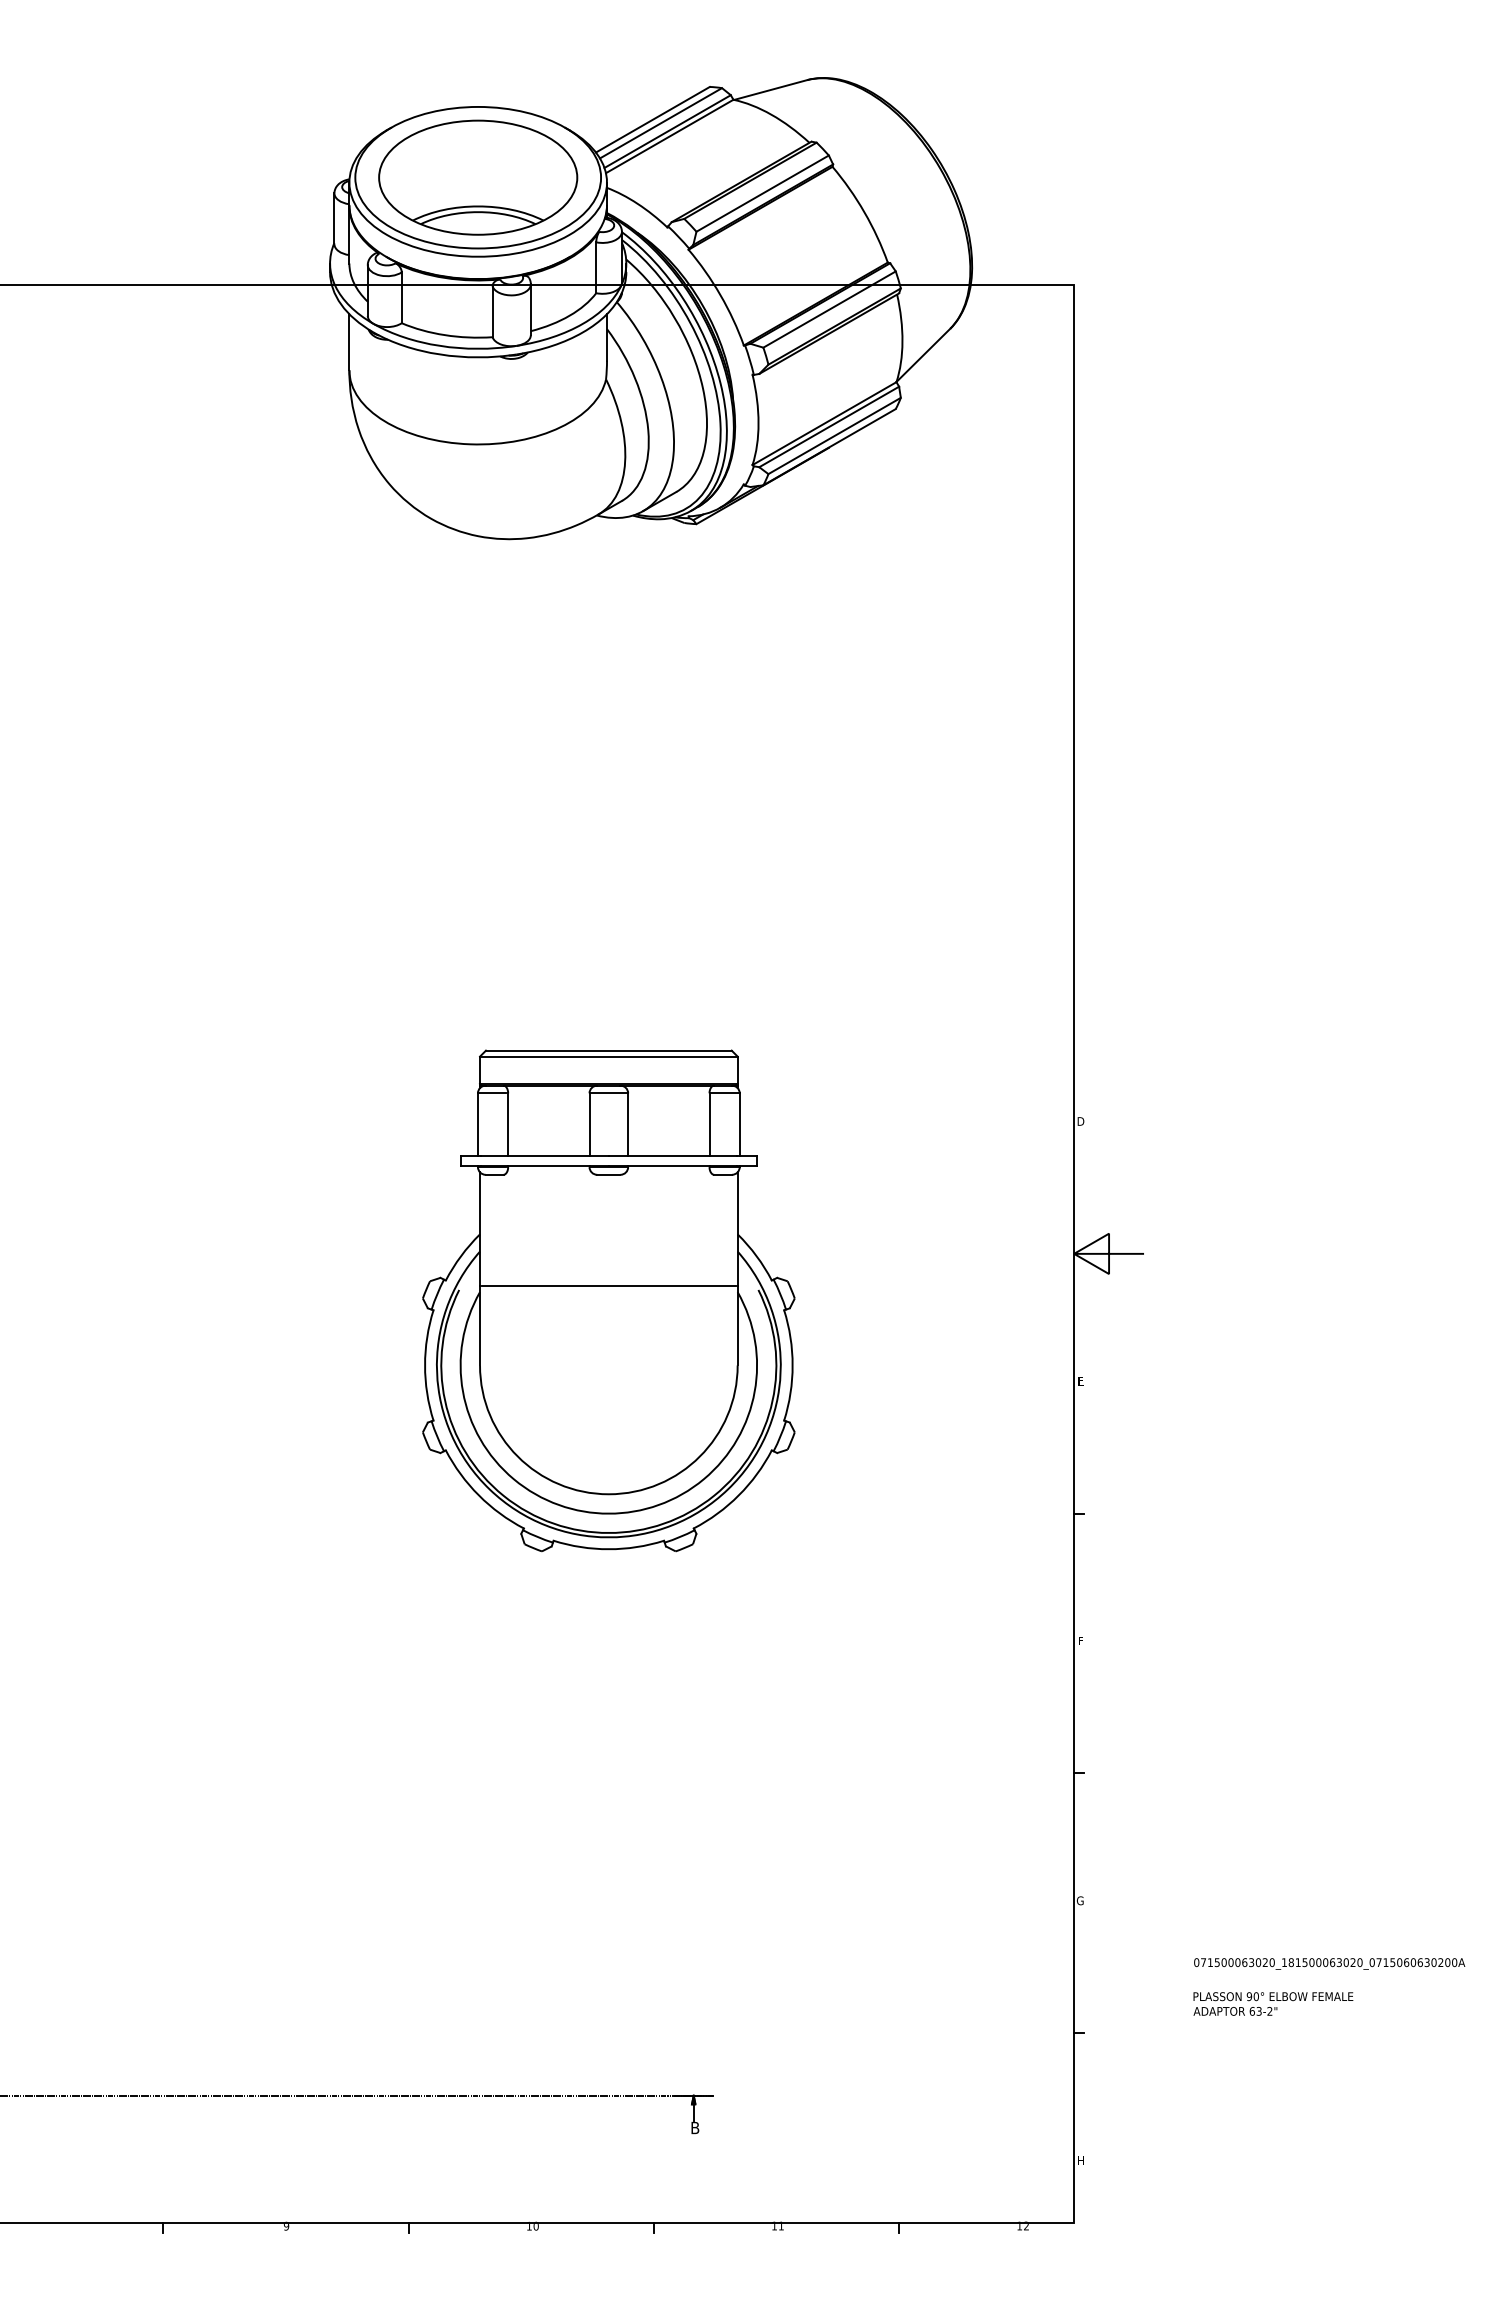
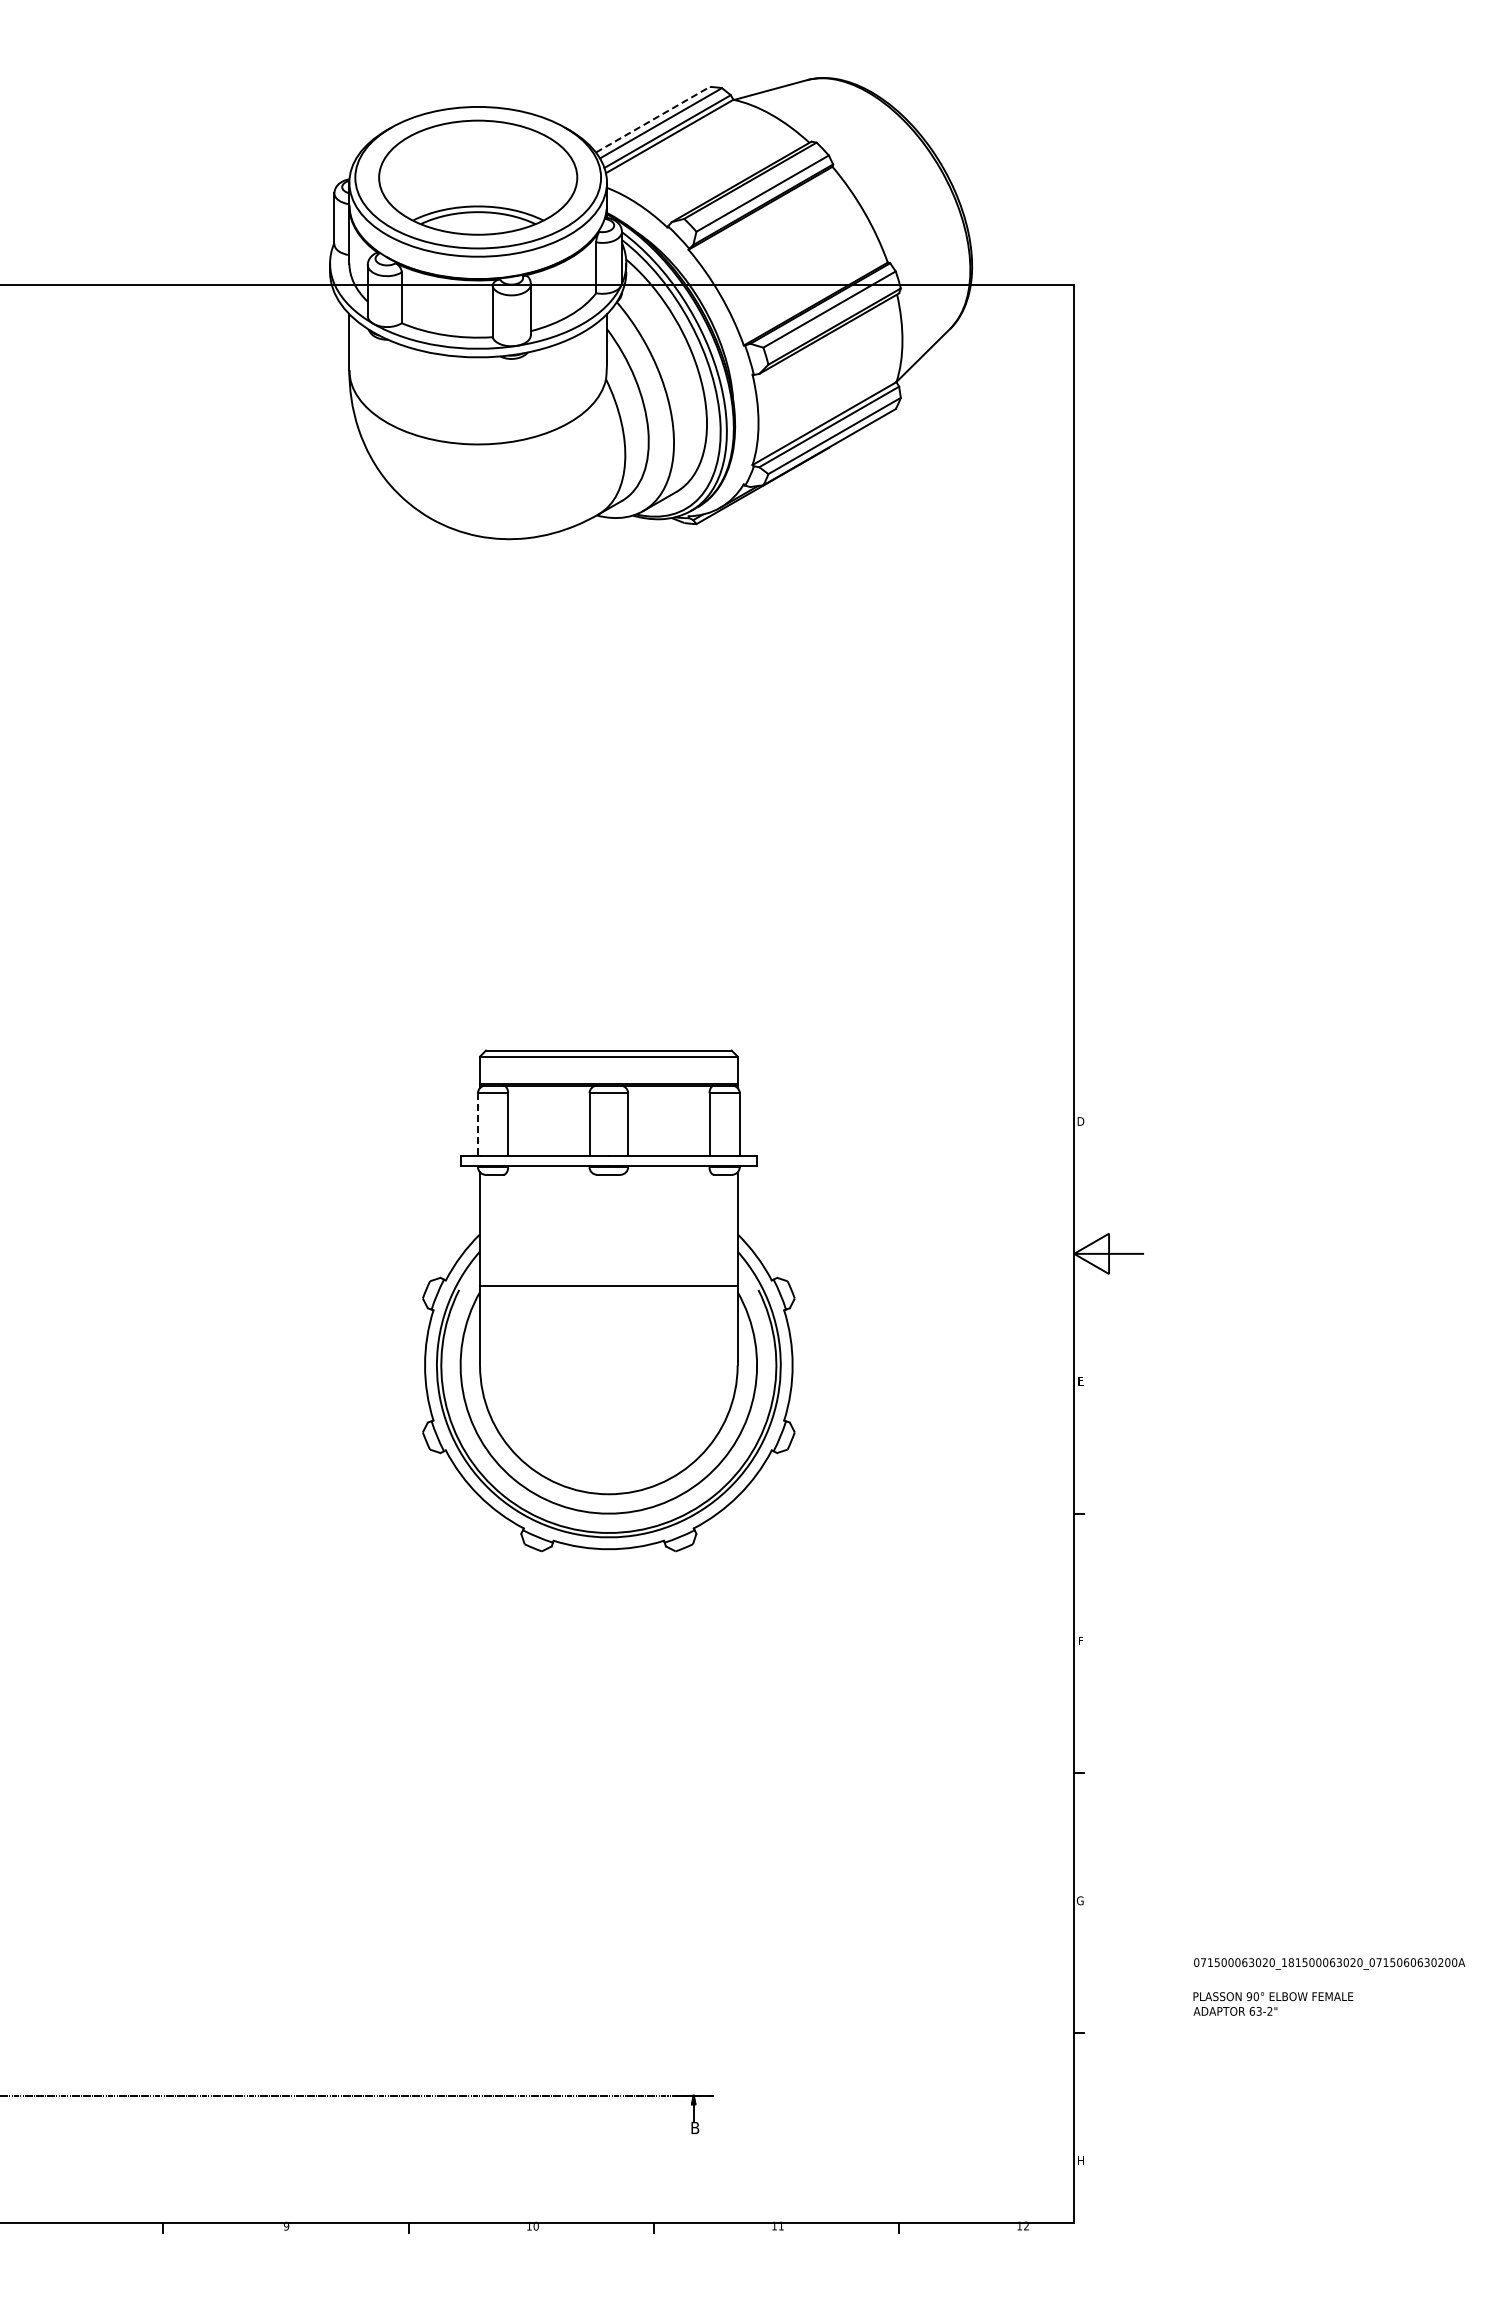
line: solid -> dashed (652, 119)
line: solid -> dashed (477, 1124)
